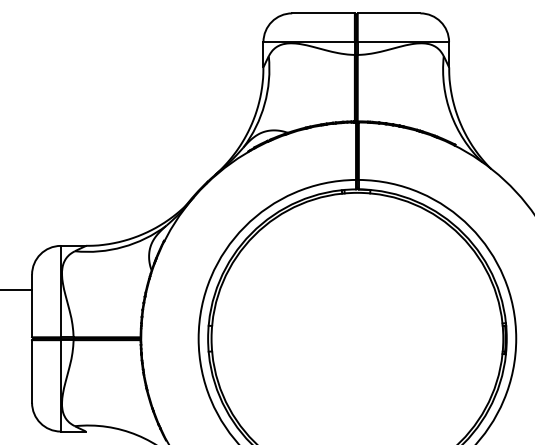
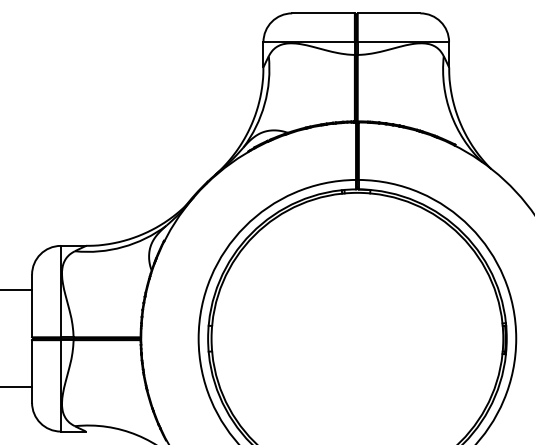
line: none -> present (17, 387)
